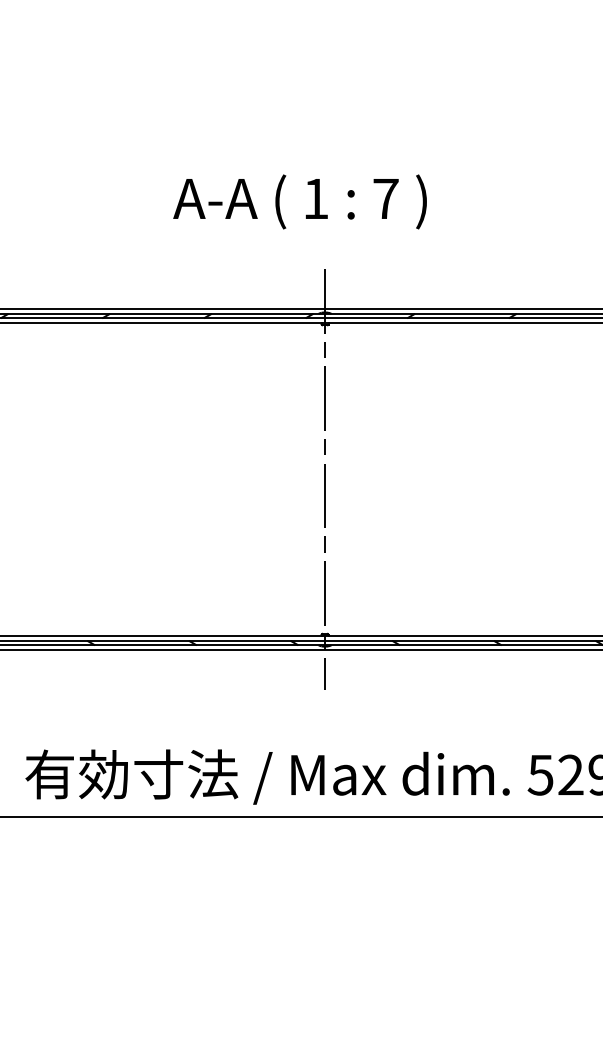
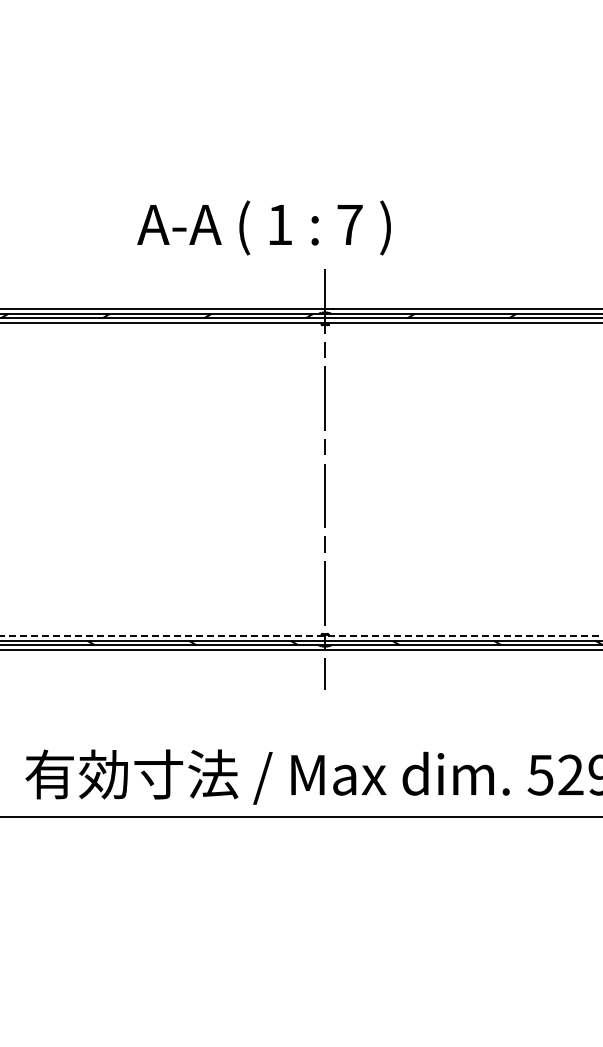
text position: (299, 201) -> (263, 227) (263, 227)
line: solid -> dashed (301, 636)
